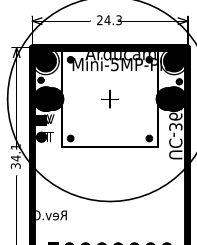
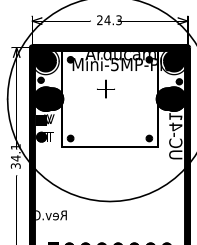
part position: (109, 98) -> (105, 88) (105, 88)
text: UC-367 -> UC-414 (175, 120)
